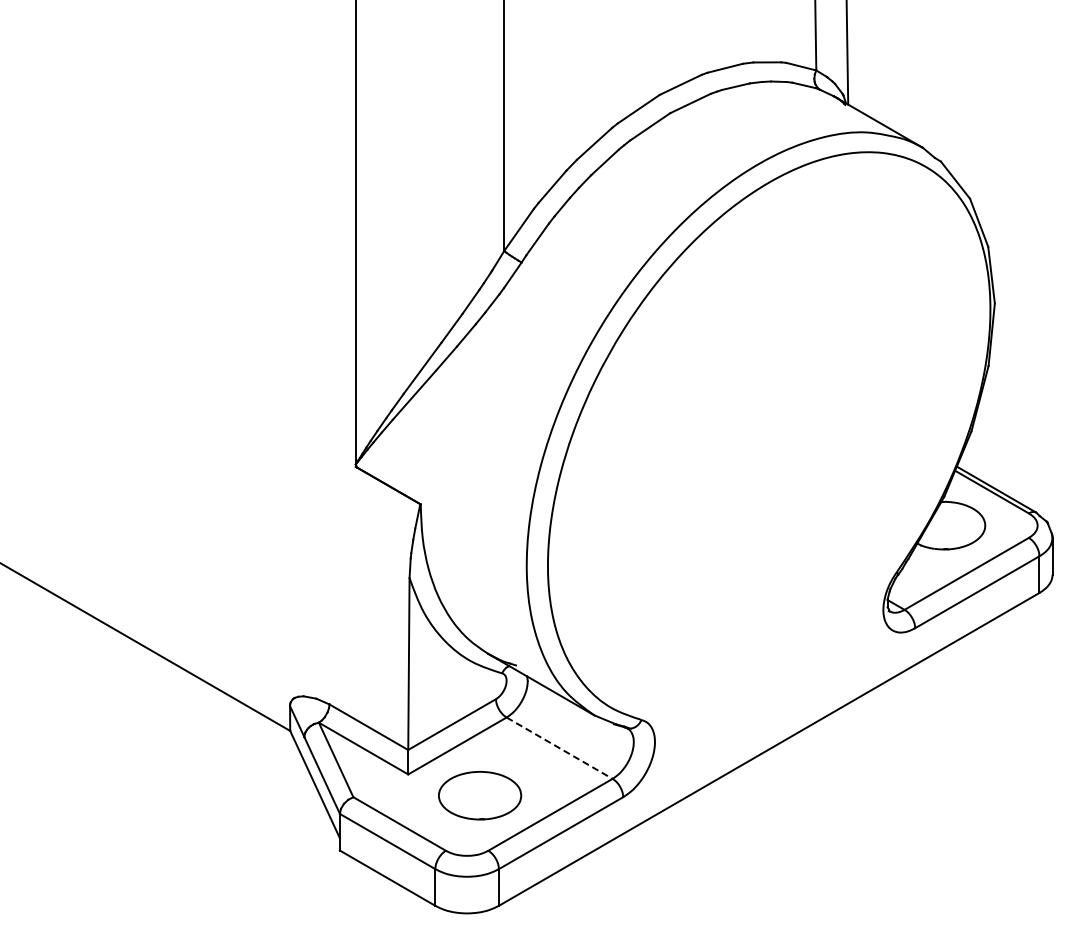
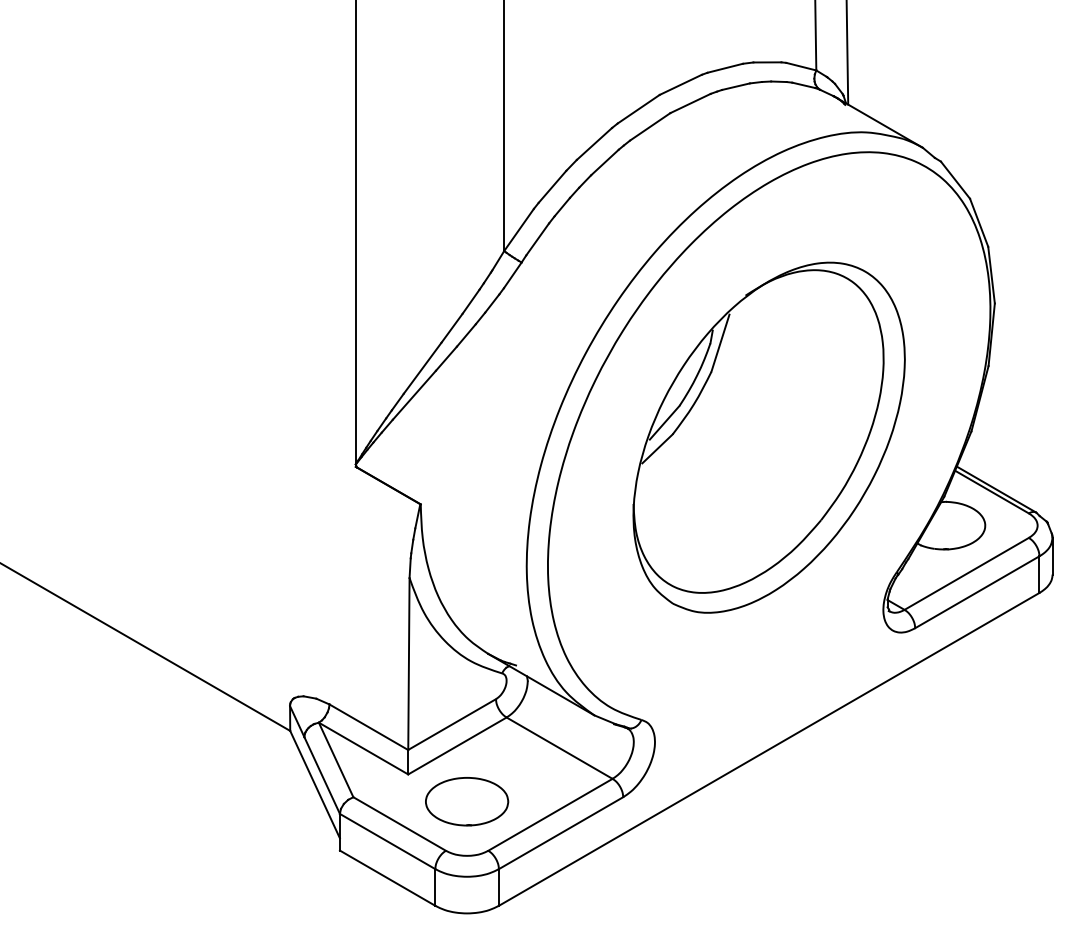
part: none -> present (768, 437)
line: dashed -> solid (560, 748)
part position: (480, 795) -> (467, 801) (467, 801)
